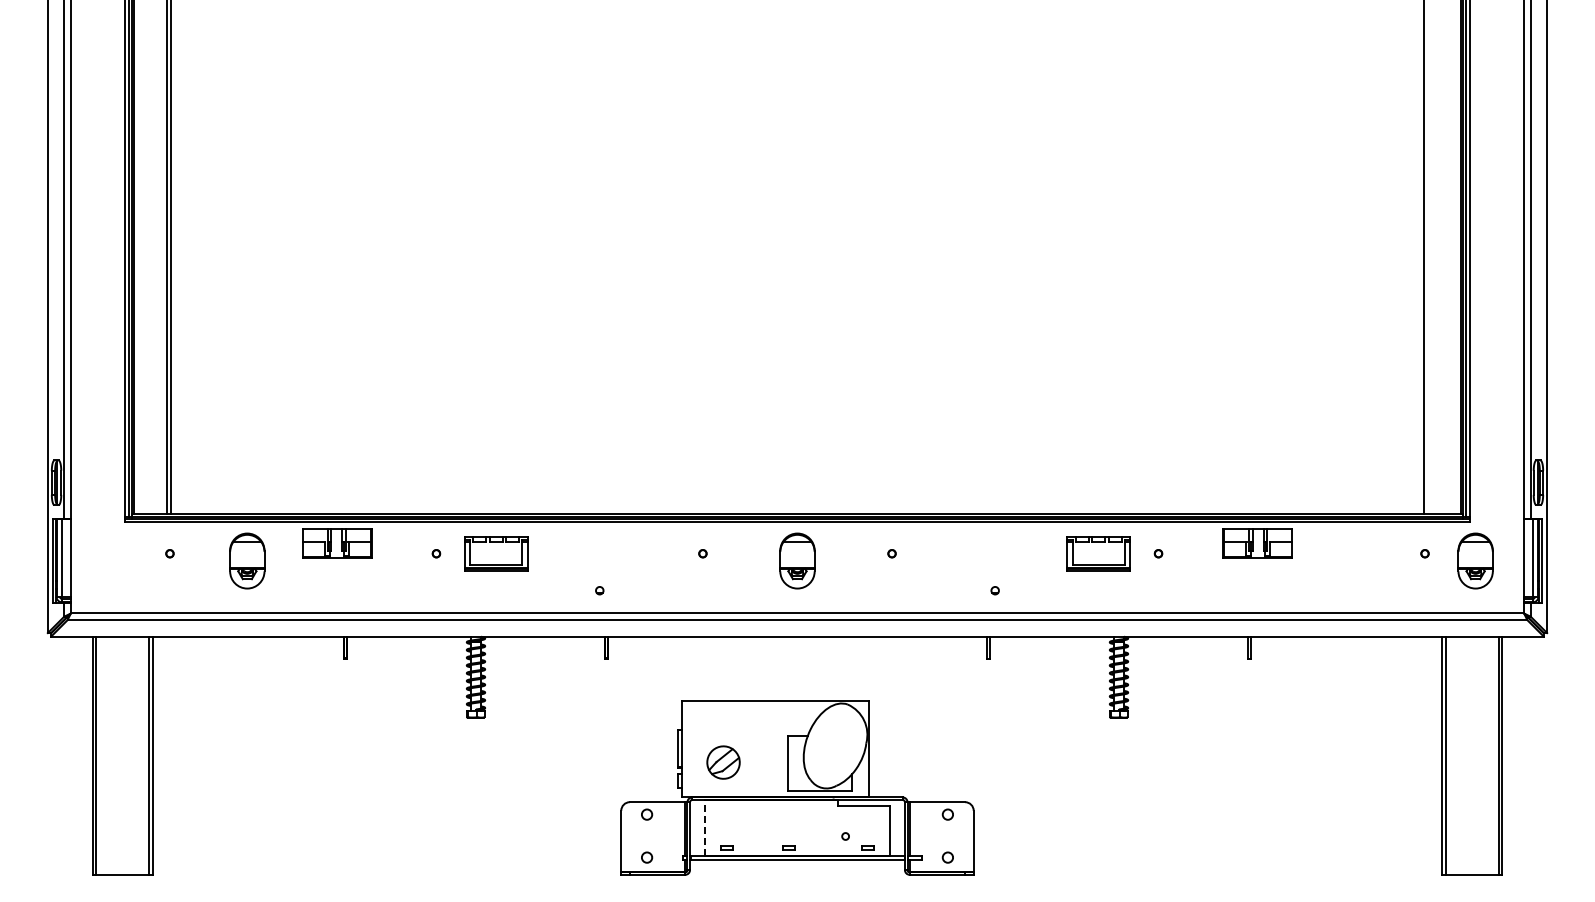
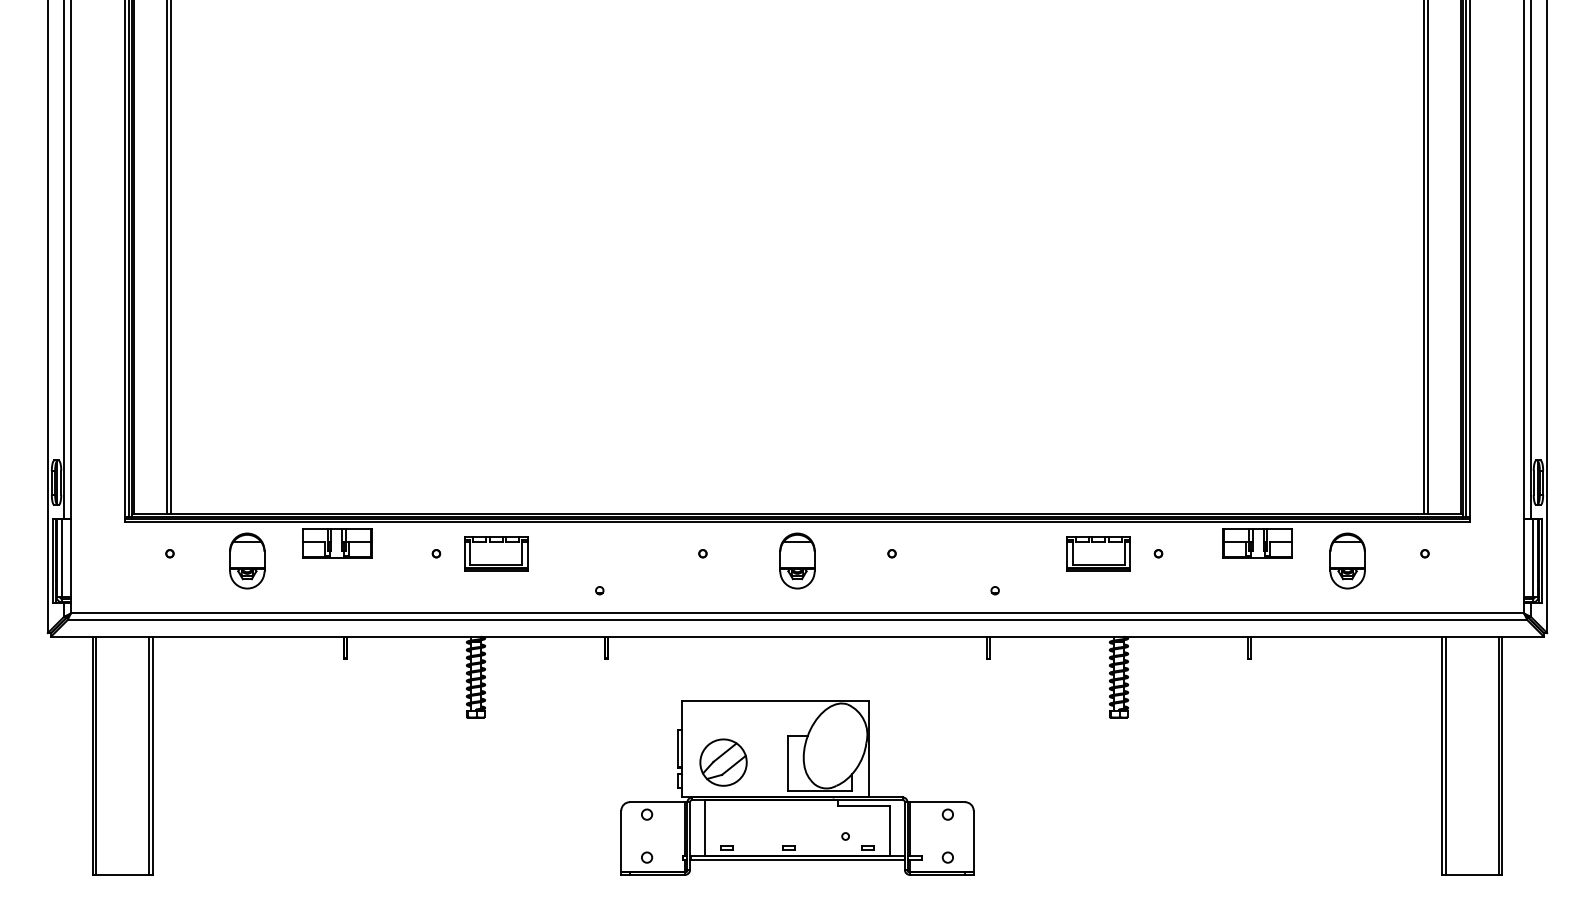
line: none -> present (1428, 257)
part position: (1475, 560) -> (1347, 560) (1347, 560)
part size: 35x35 px -> 49x49 px (723, 762)
line: dashed -> solid (704, 828)
